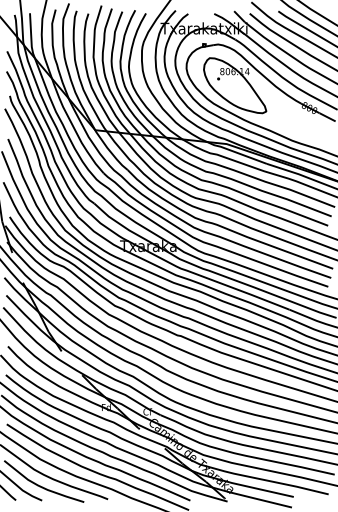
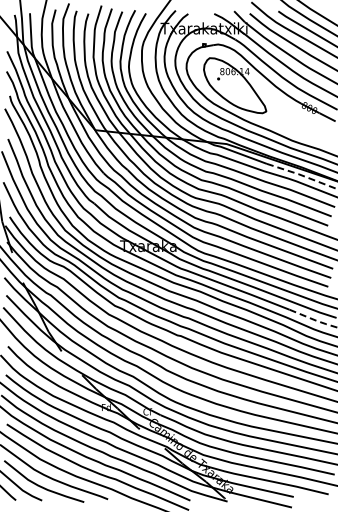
line: solid -> dashed (301, 175)
line: solid -> dashed (314, 319)
